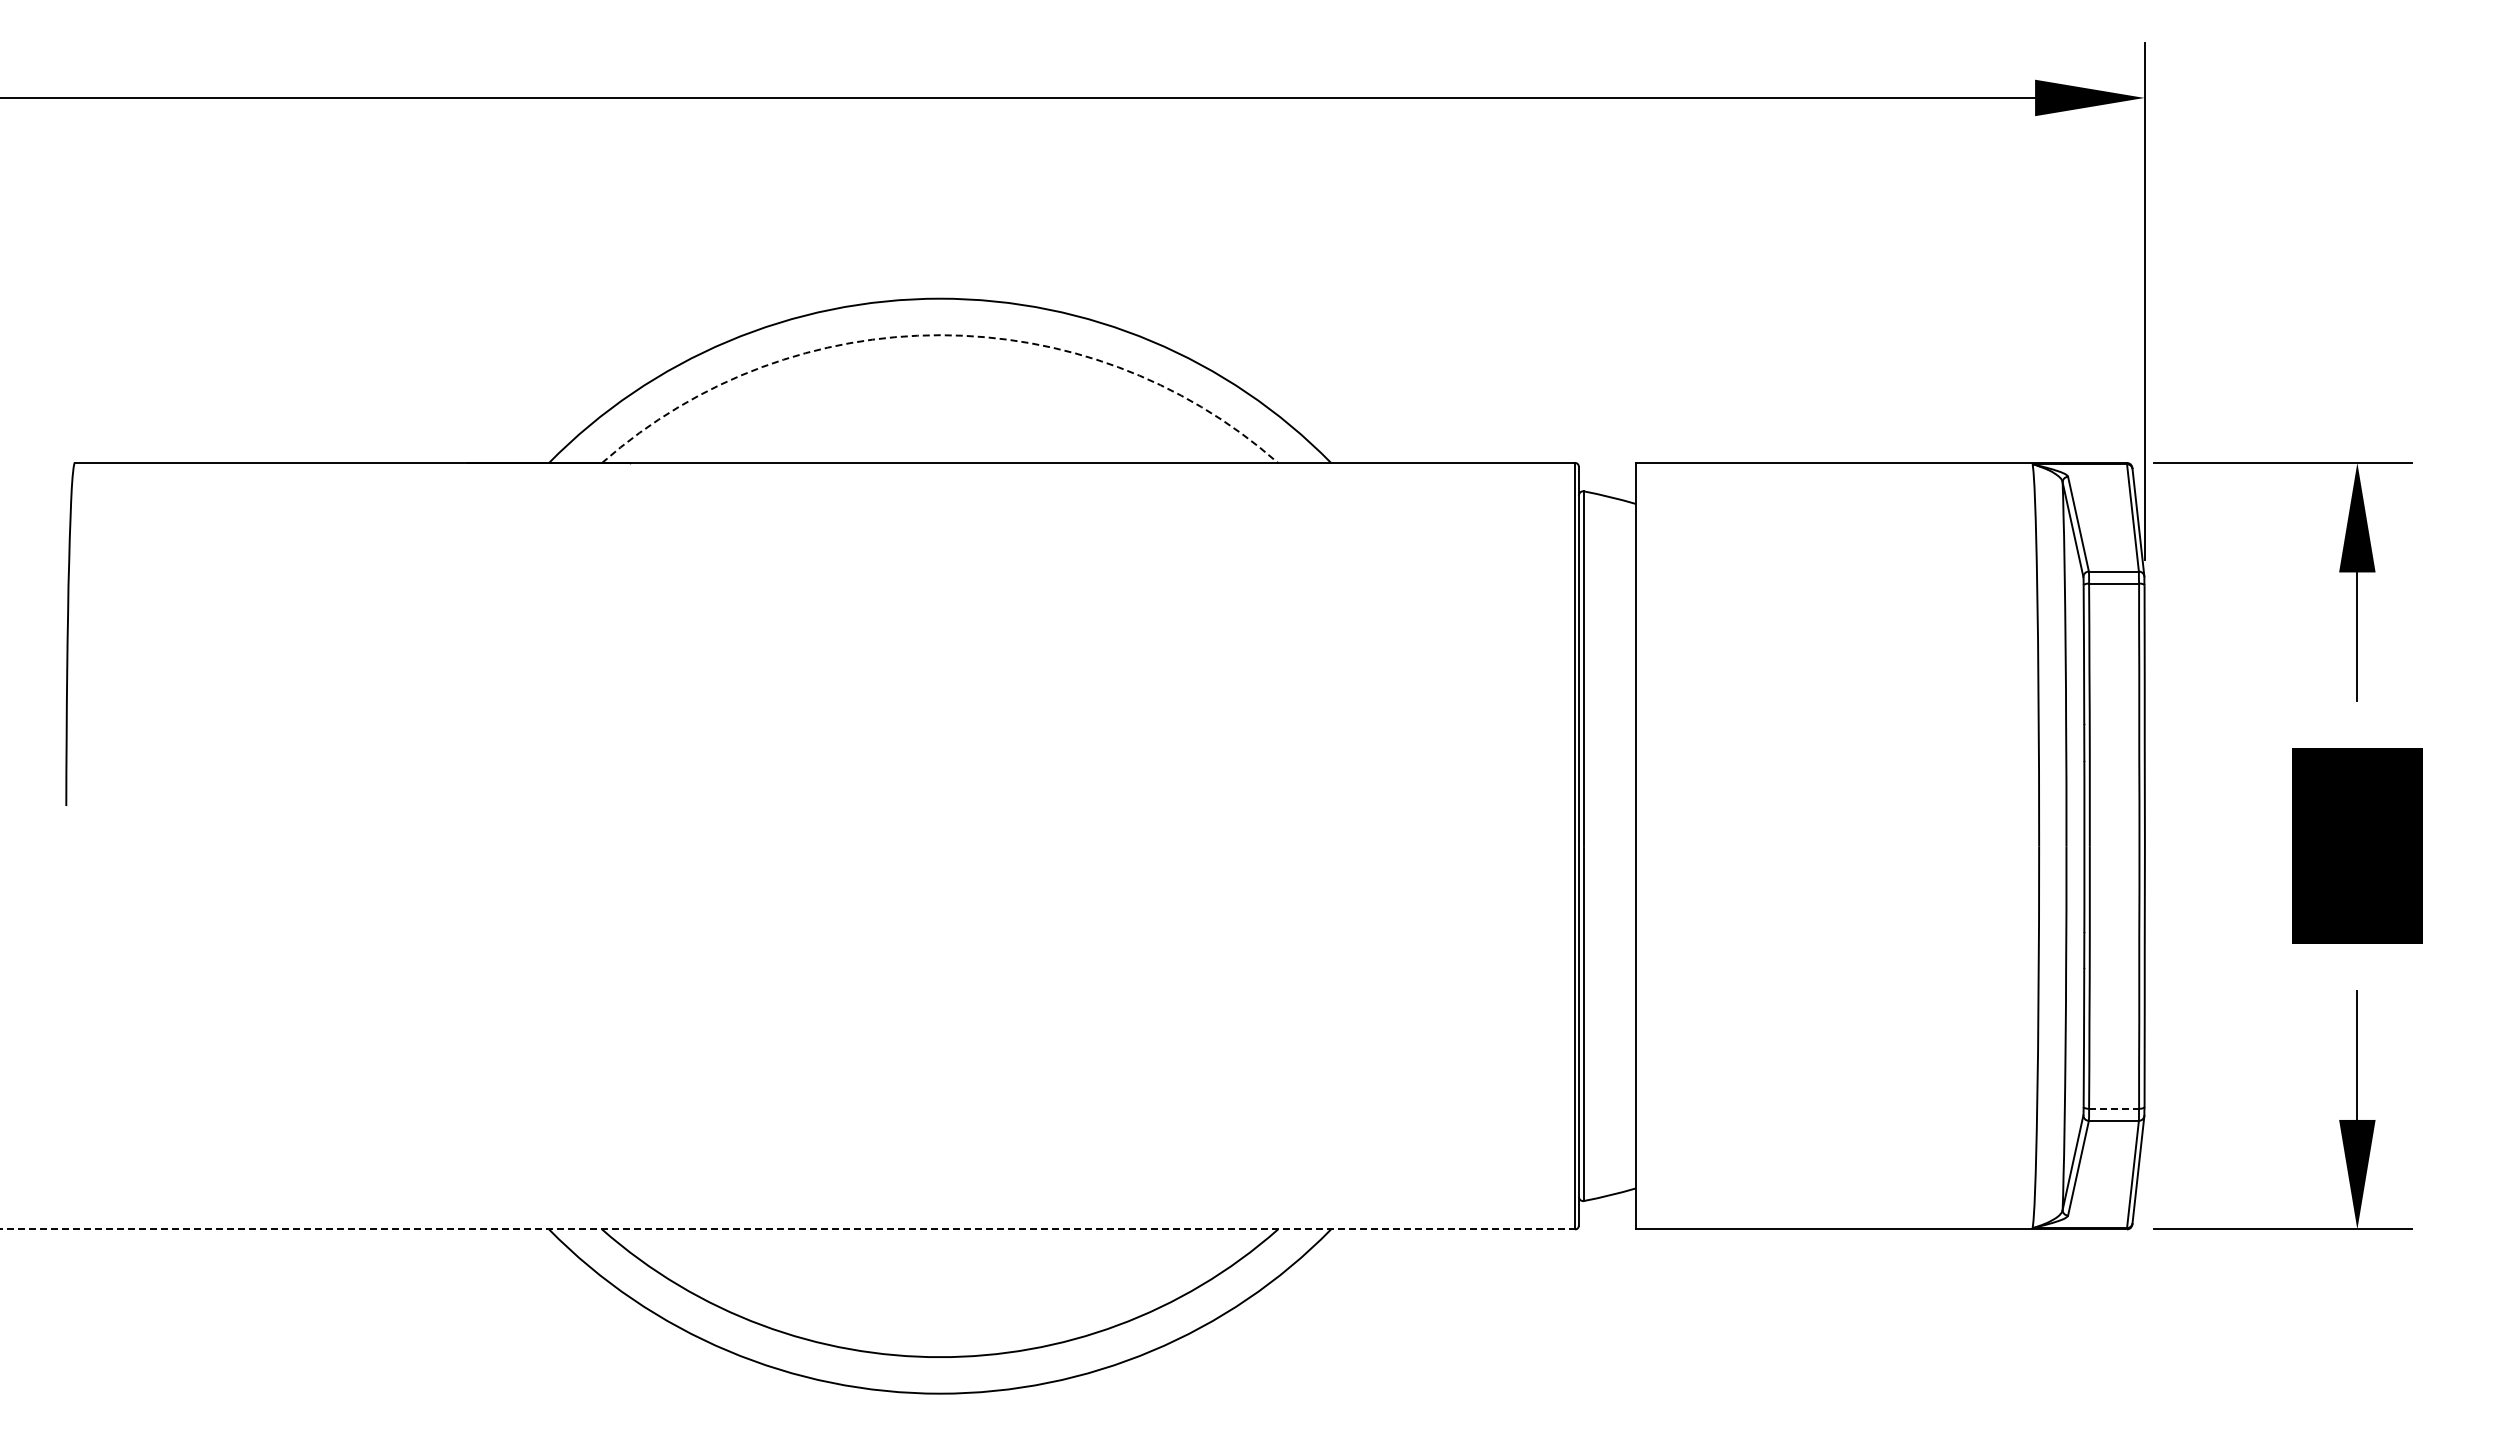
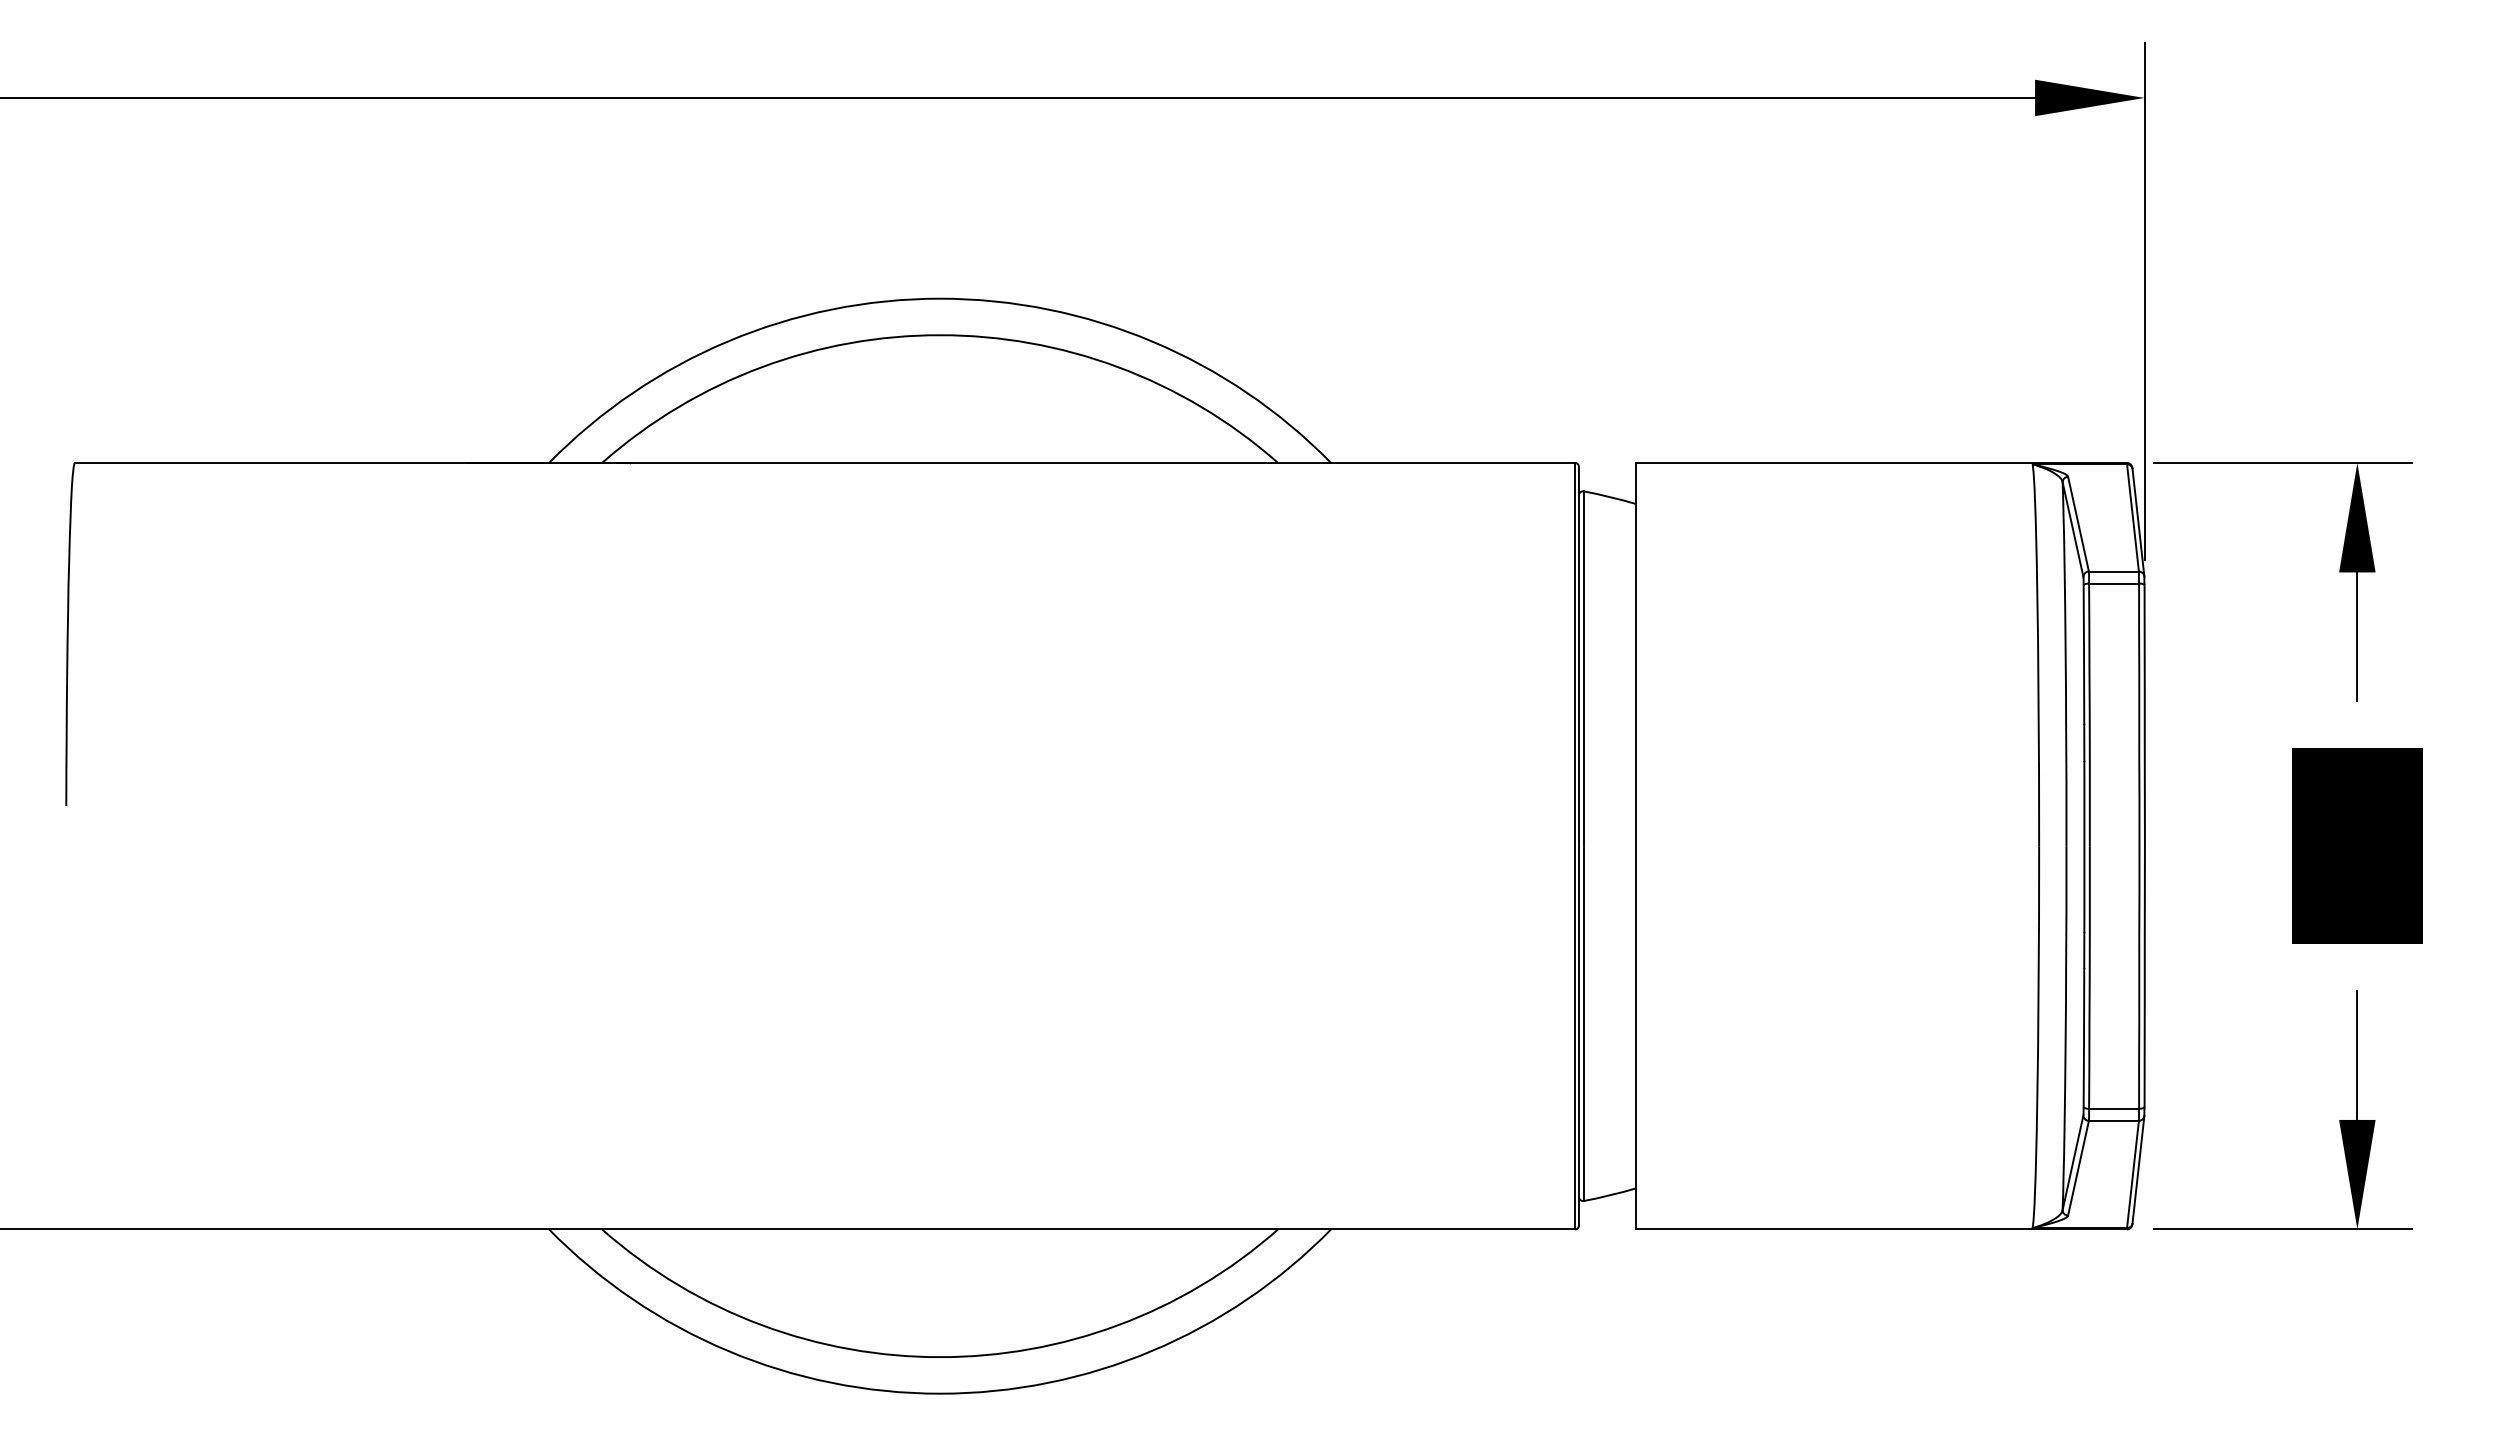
arc: dashed -> solid (940, 335)
line: dashed -> solid (2114, 1108)
line: dashed -> solid (788, 1229)
